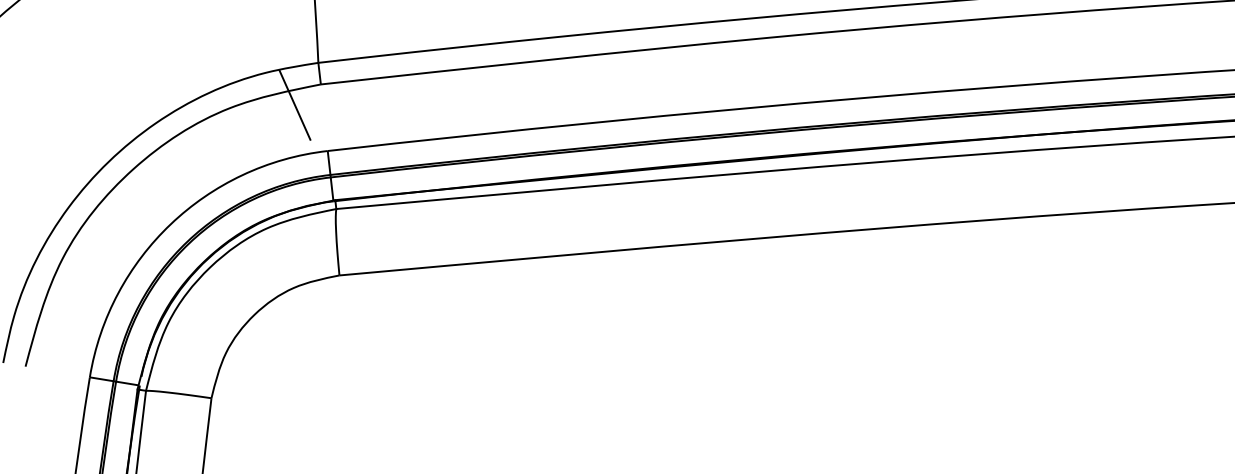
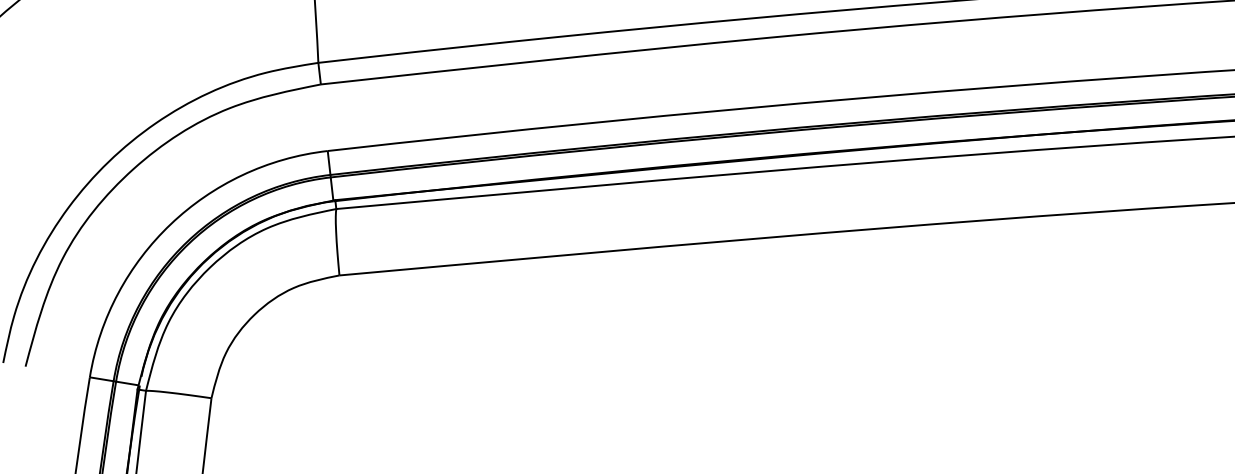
line: present -> none (294, 104)
